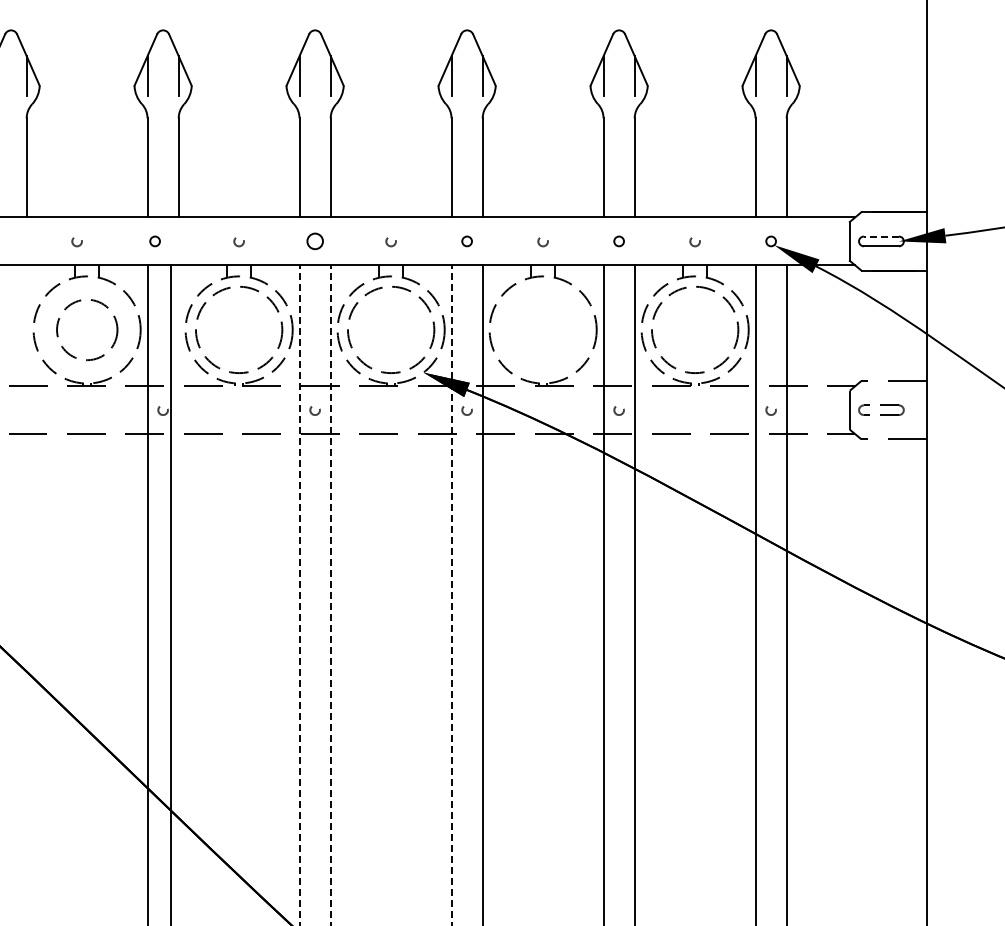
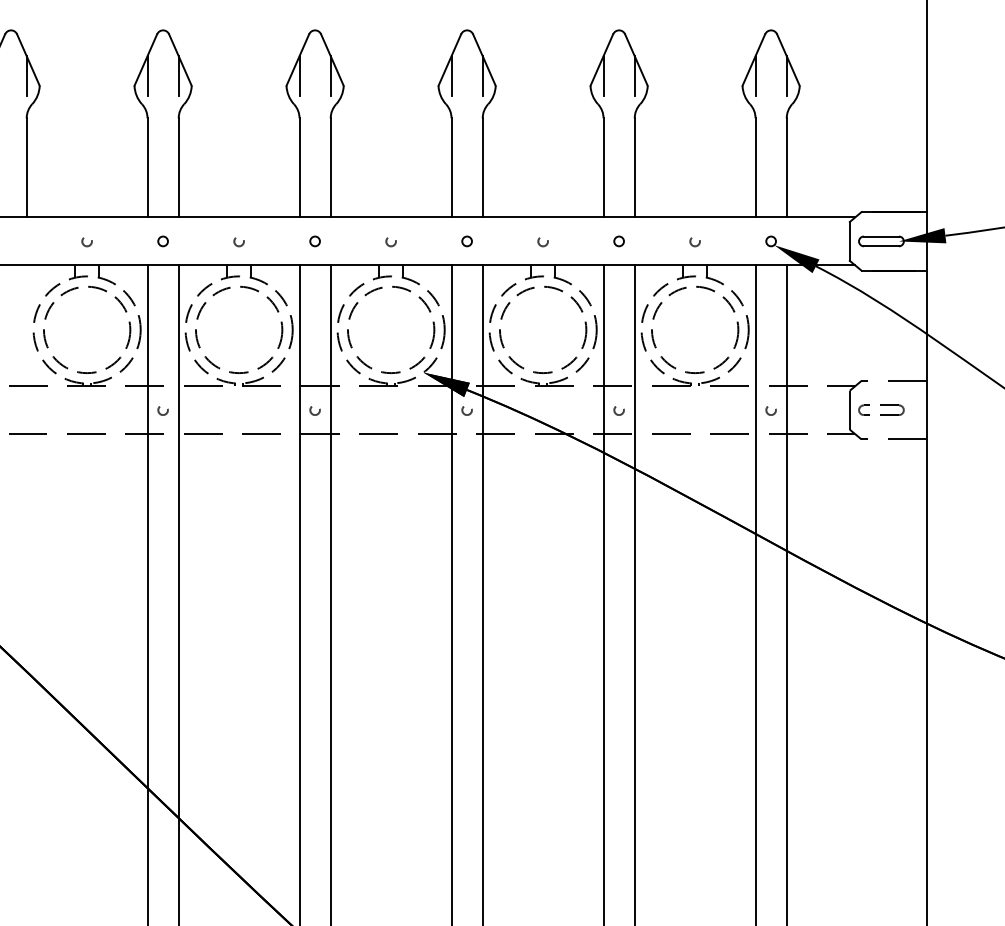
line: dashed -> solid (881, 236)
circle position: (154, 241) -> (162, 241) (162, 241)
circle size: 18x19 px -> 12x13 px (314, 241)
circle position: (76, 242) -> (86, 242) (86, 242)
circle: none -> present (543, 329)
circle size: 63x63 px -> 89x88 px (87, 329)
line position: (170, 593) -> (178, 593) (178, 593)
line: dashed -> solid (299, 595)
line: dashed -> solid (330, 595)
line: dashed -> solid (451, 595)
